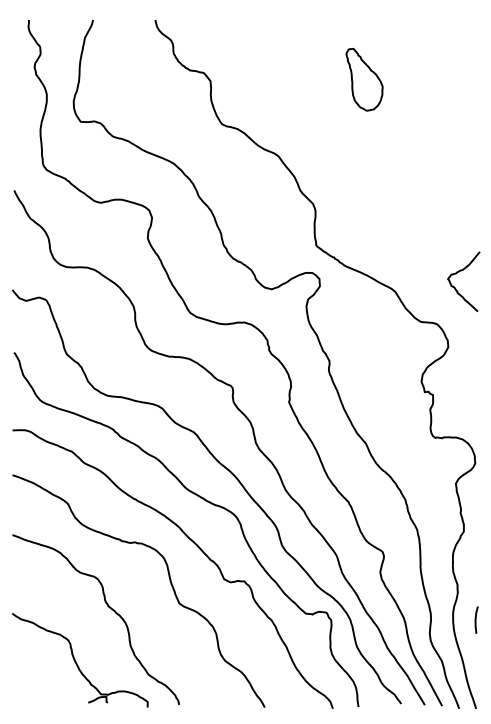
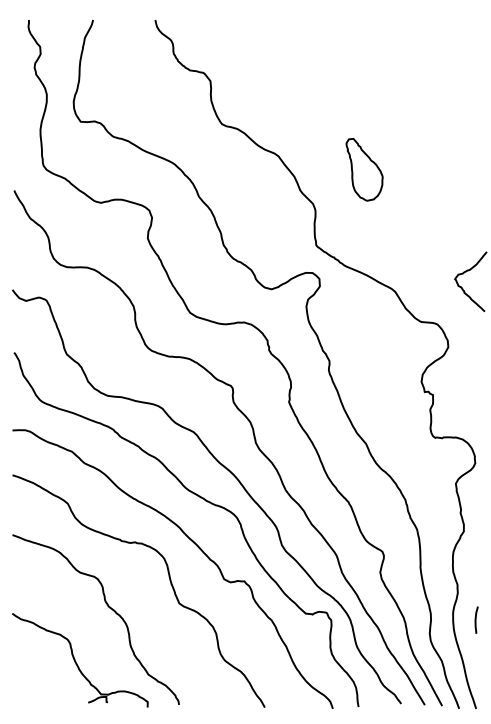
part position: (364, 79) -> (364, 169) (364, 169)
curve position: (459, 272) -> (466, 272) (466, 272)
